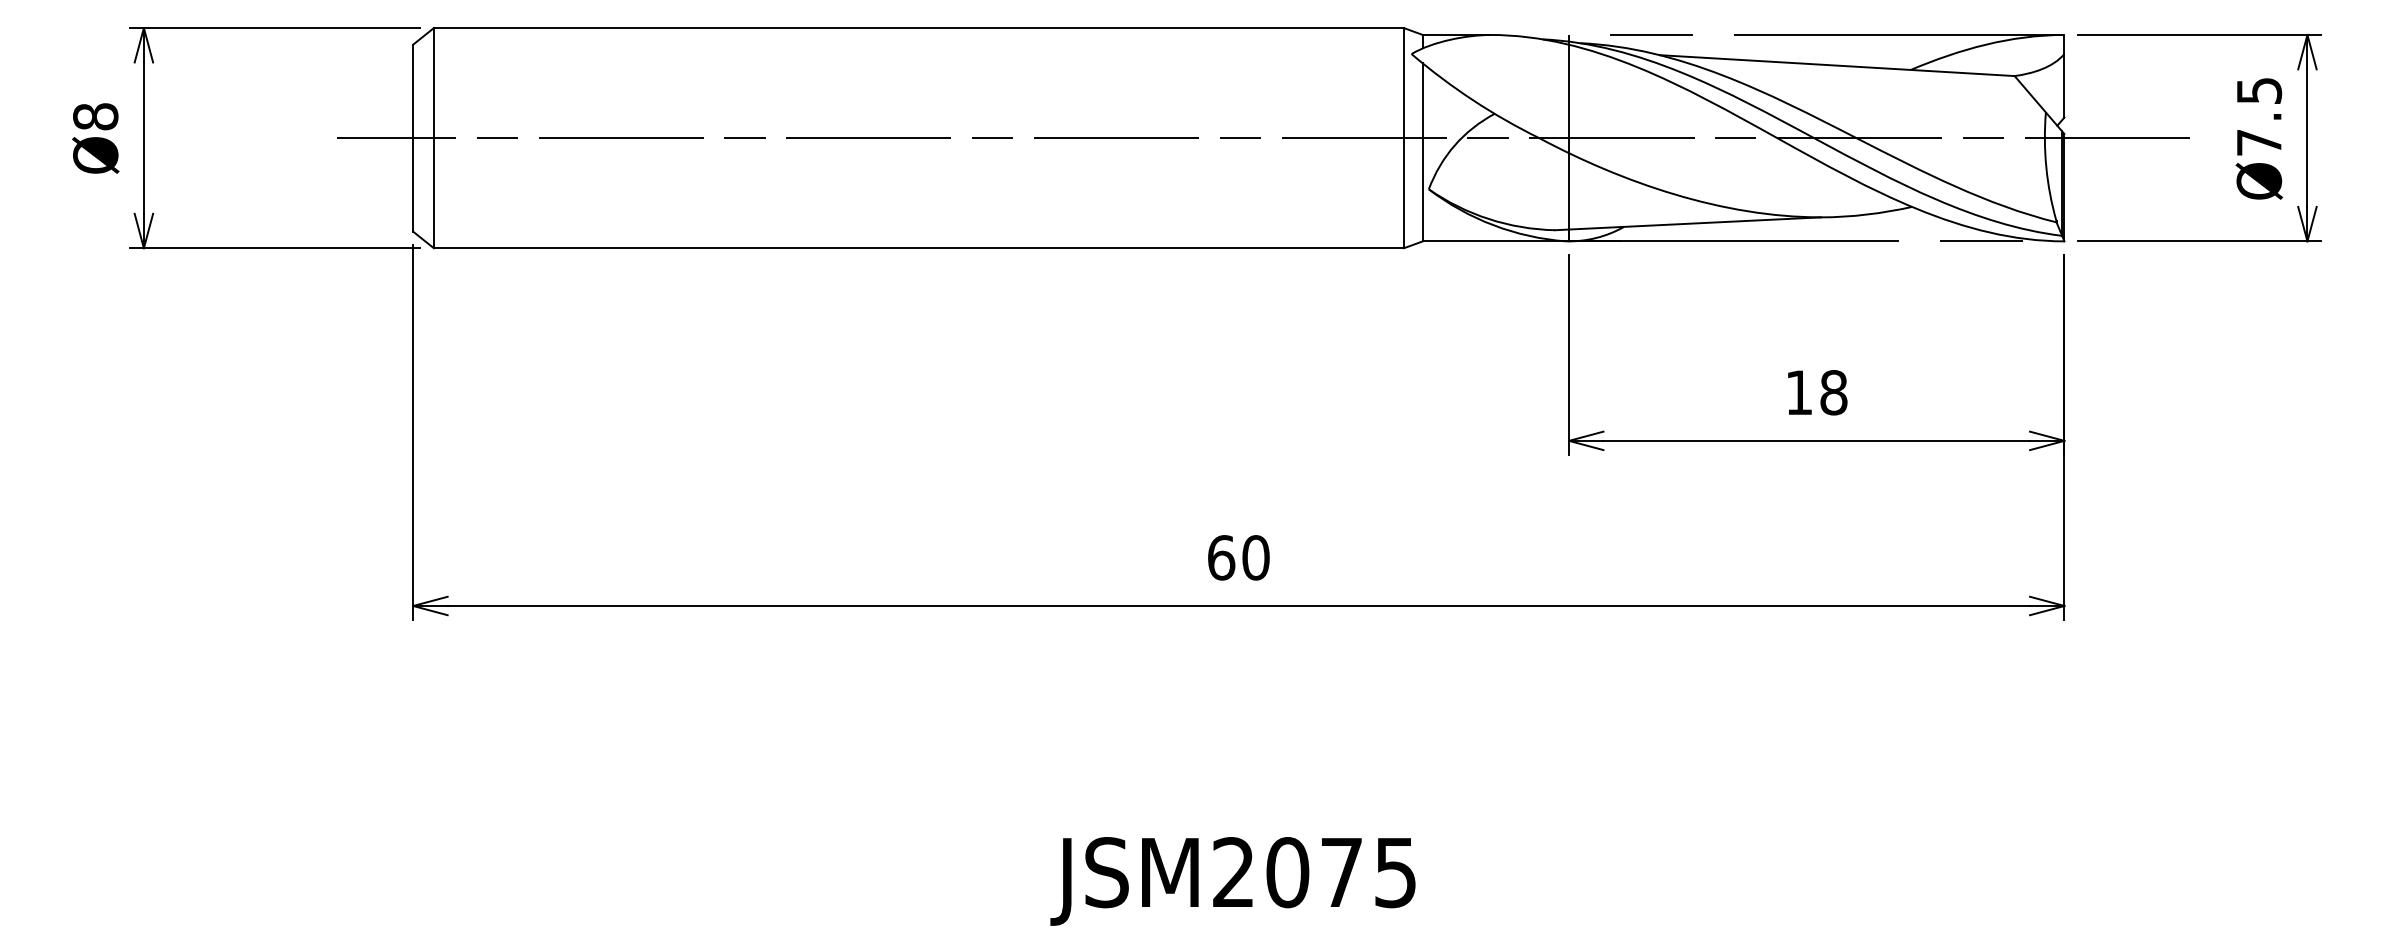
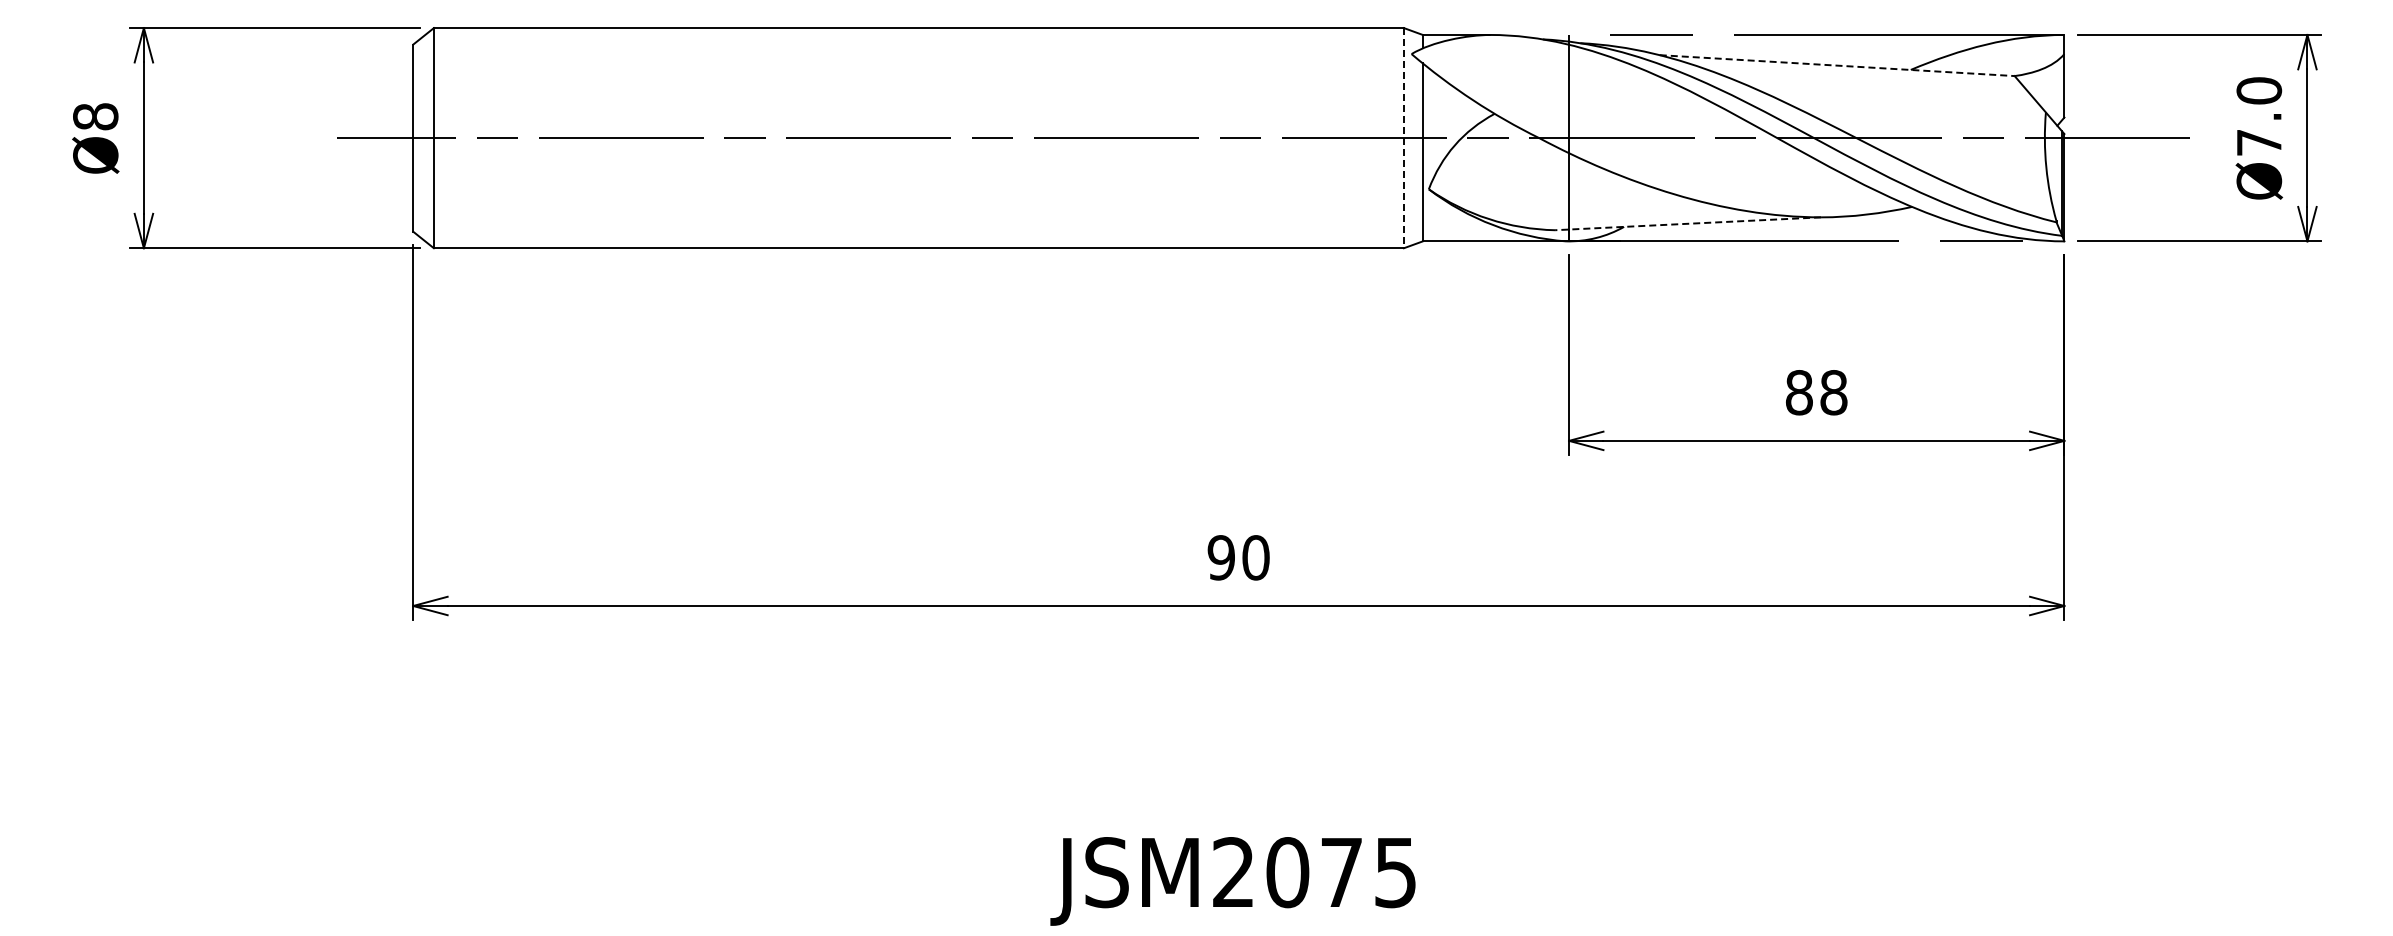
line: solid -> dashed (1837, 65)
text: Ø7.5 -> Ø7.0 (2259, 90)
line: solid -> dashed (1403, 138)
line: solid -> dashed (1687, 223)
text: 18 -> 88 (1798, 392)
text: 60 -> 90 (1221, 557)
